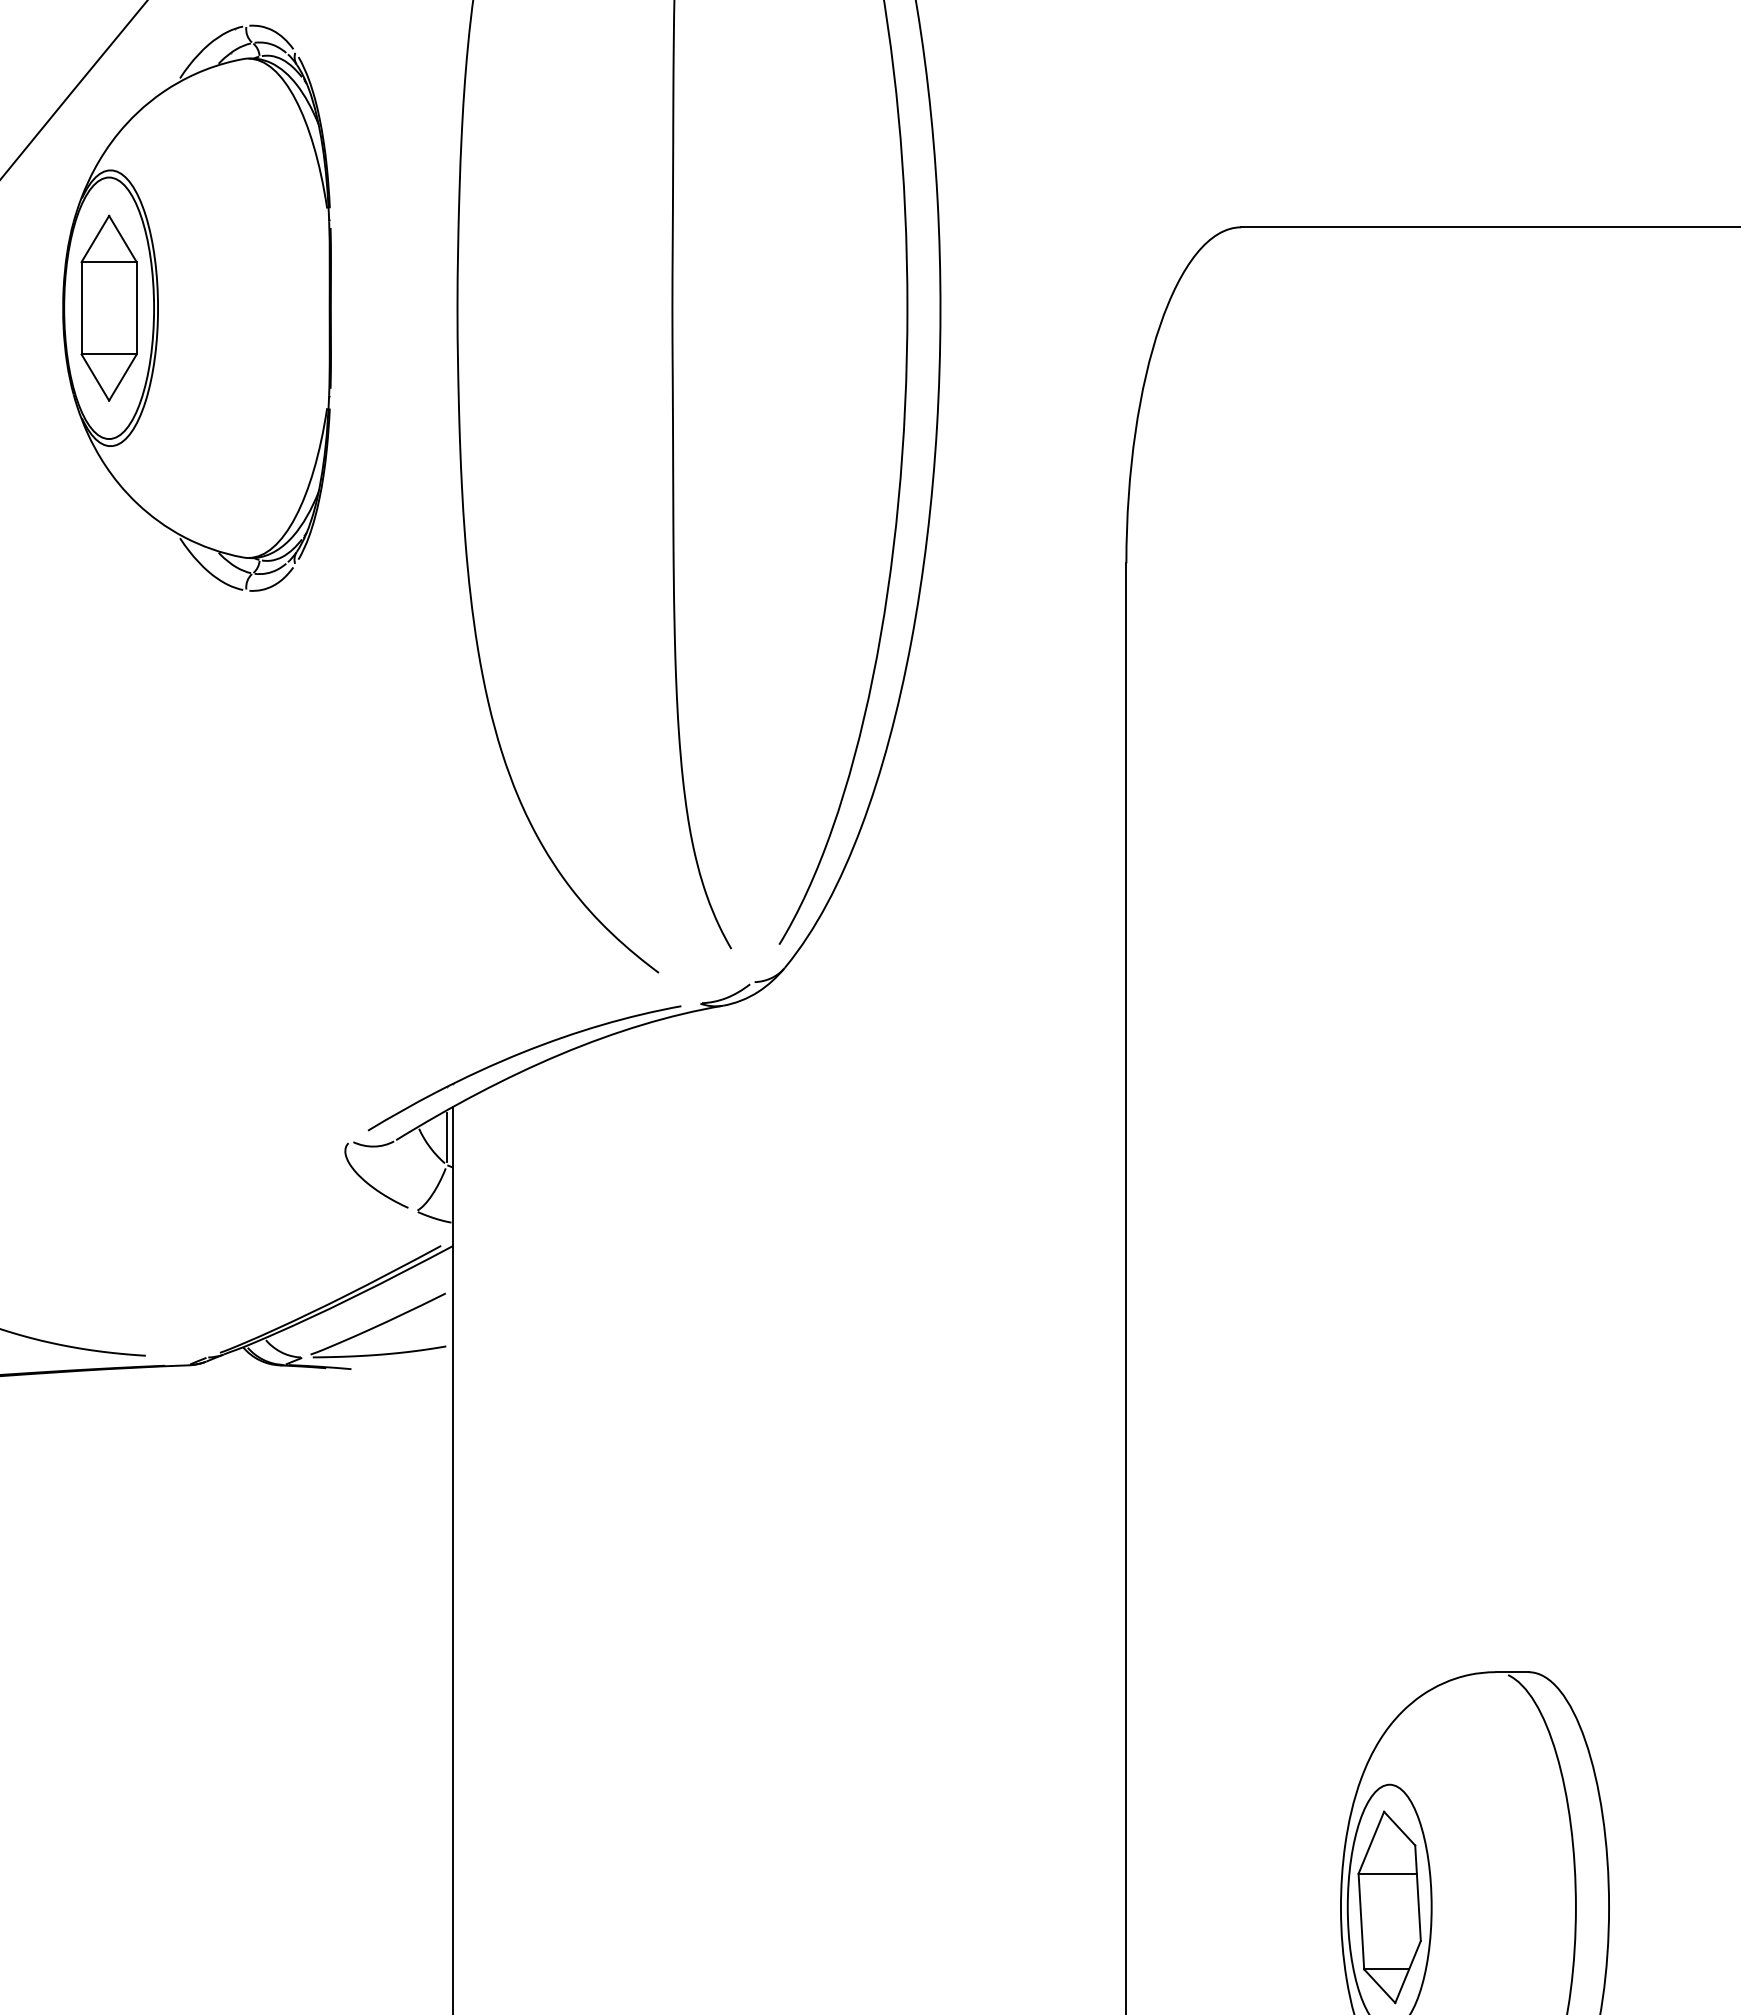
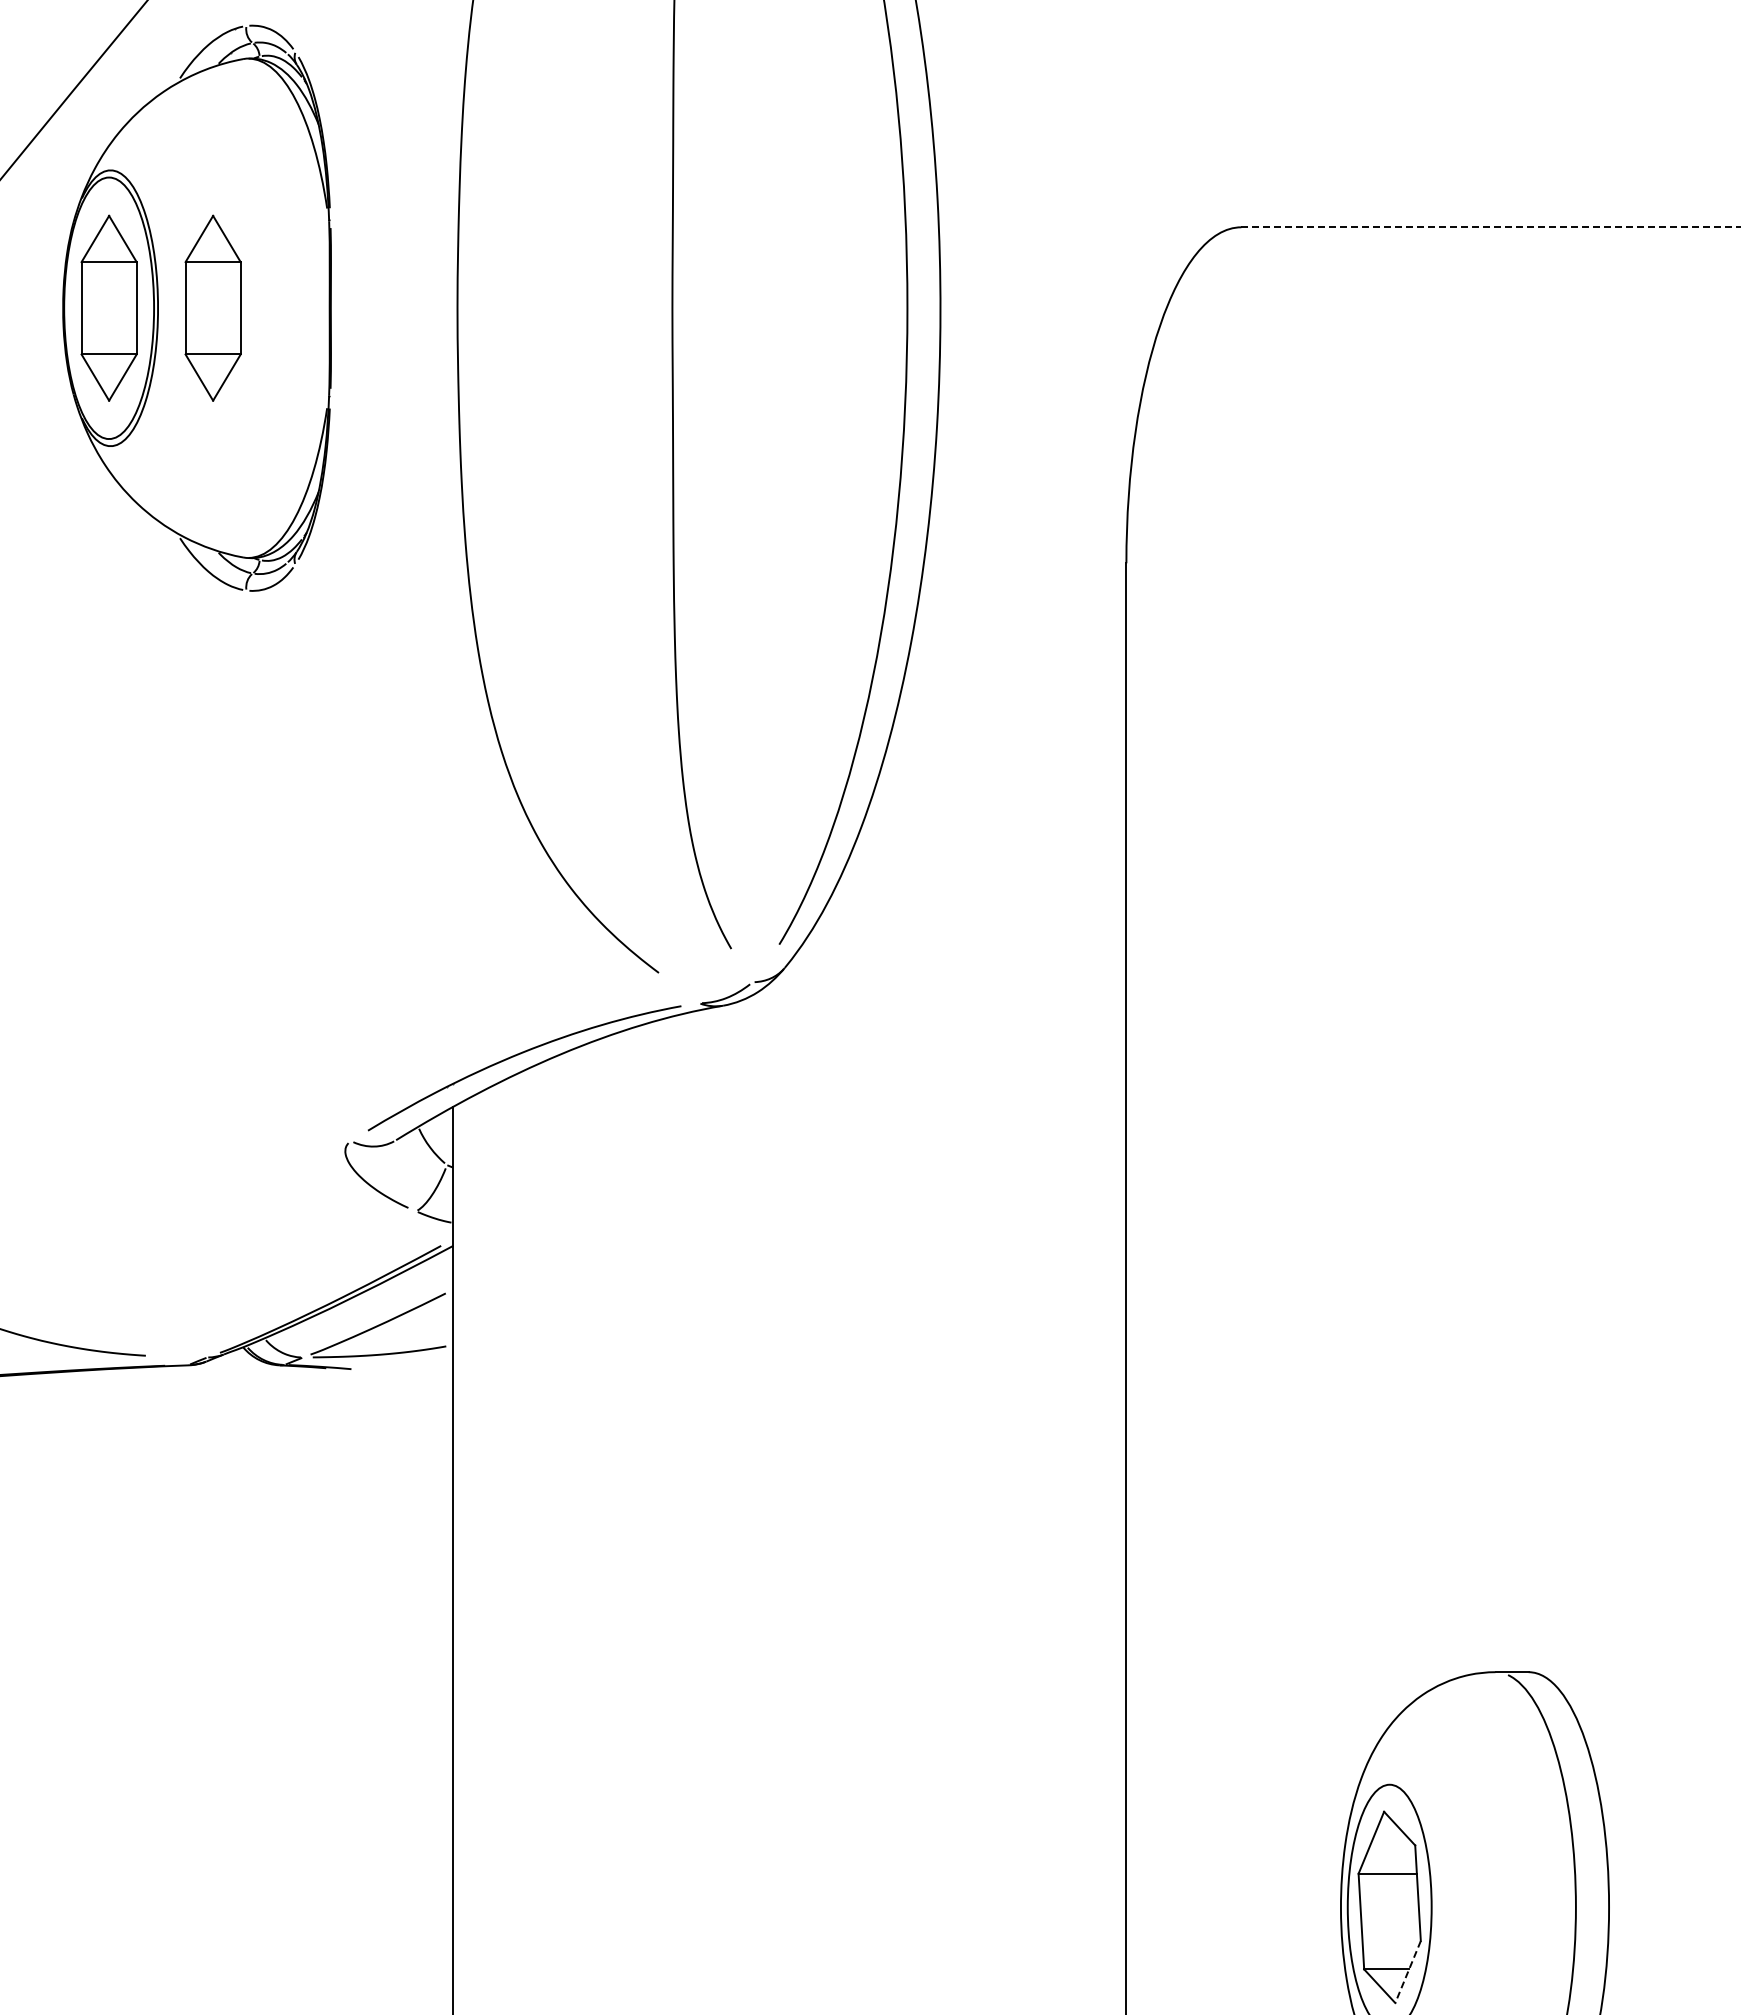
line: solid -> dashed (1491, 227)
part: none -> present (212, 307)
line: present -> none (447, 1137)
line: solid -> dashed (1408, 1972)
